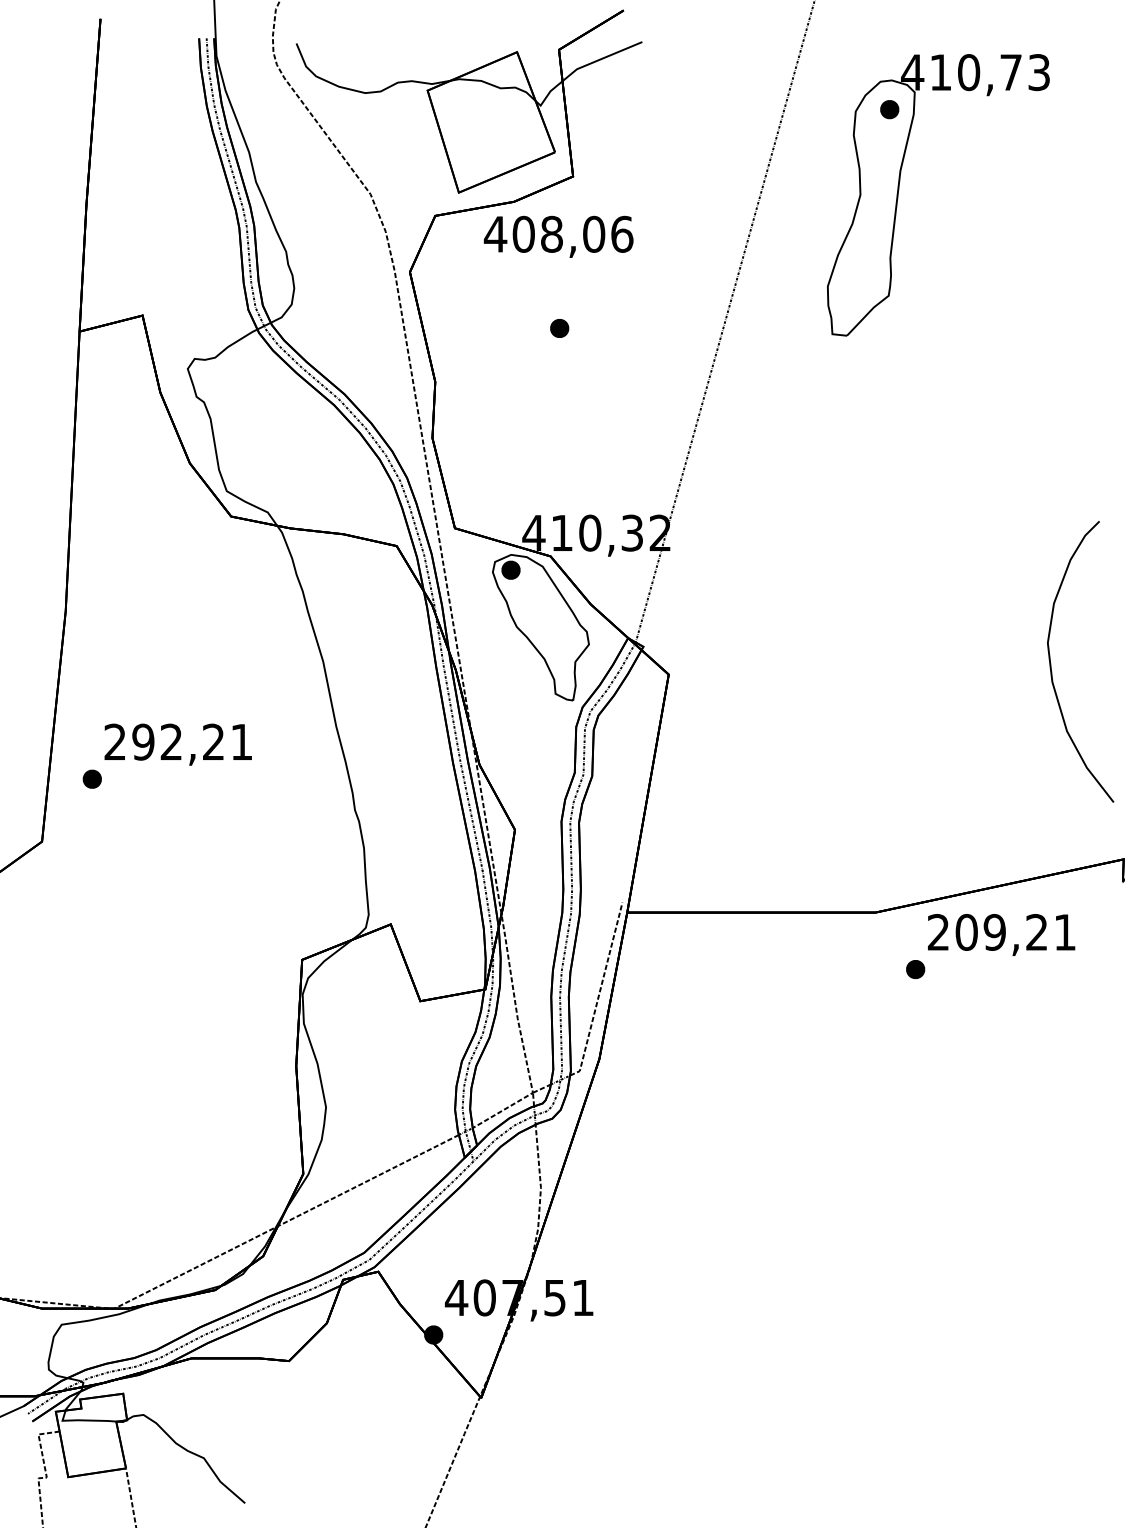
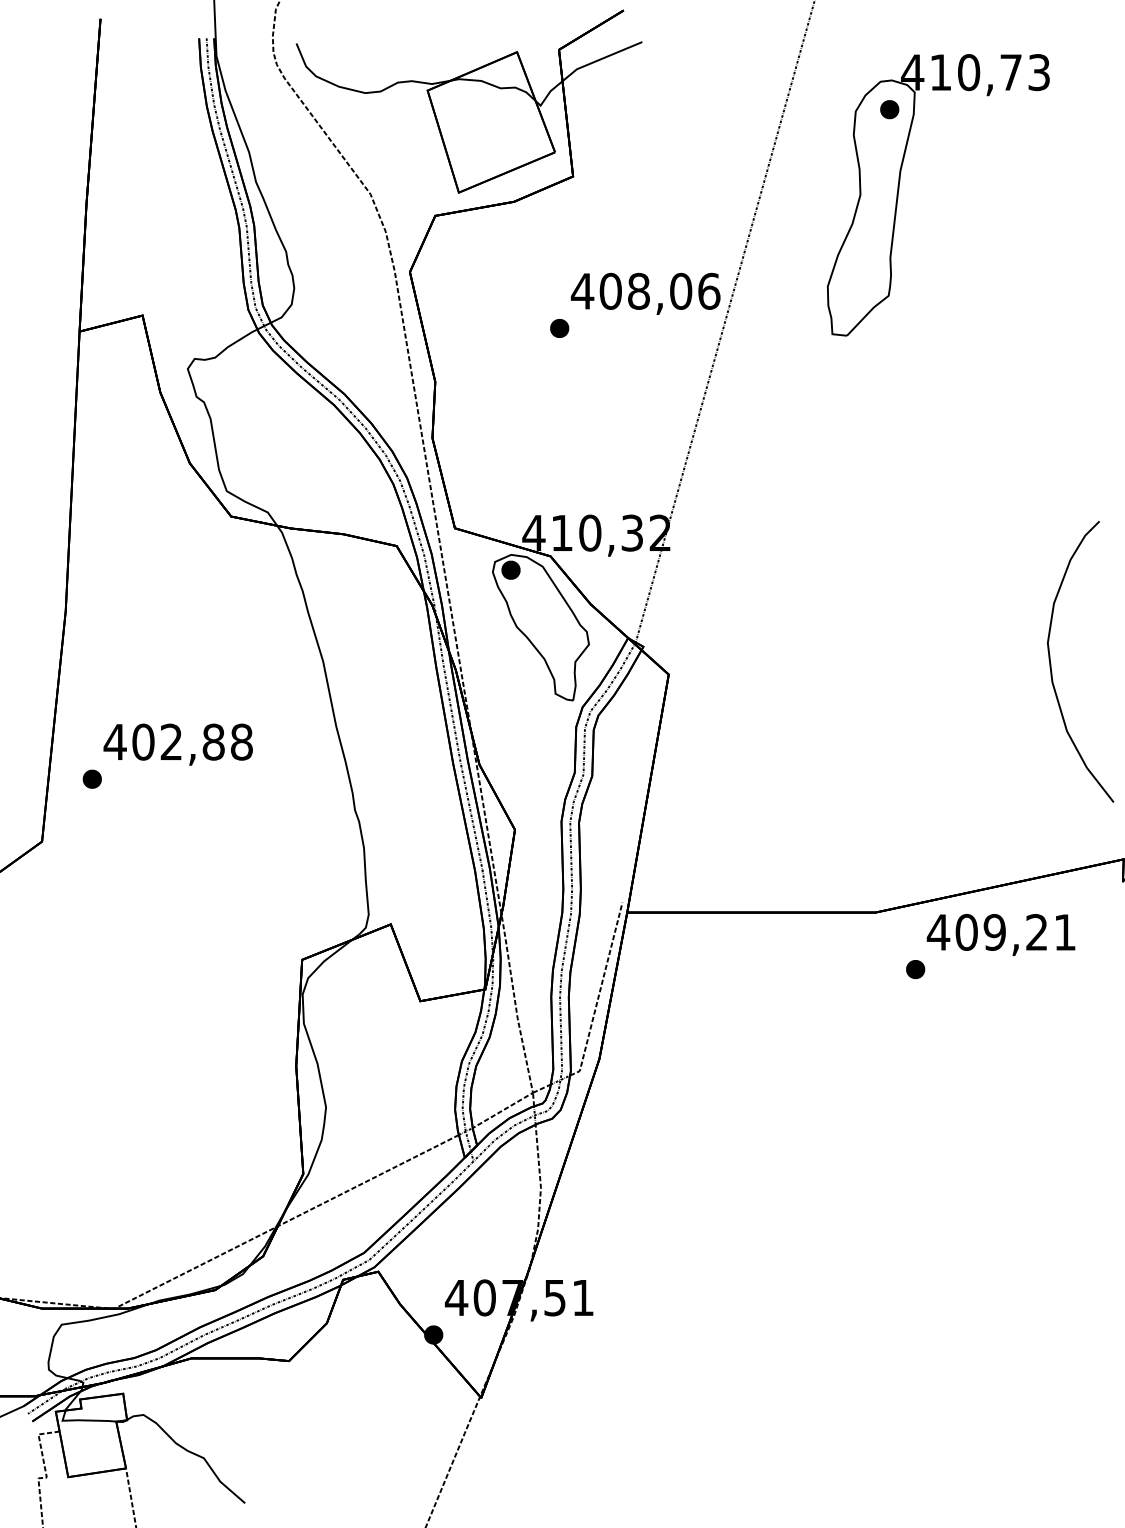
text position: (558, 236) -> (645, 293) (645, 293)
text: 292,21 -> 402,88 (177, 741)
text: 209,21 -> 409,21 (938, 932)
